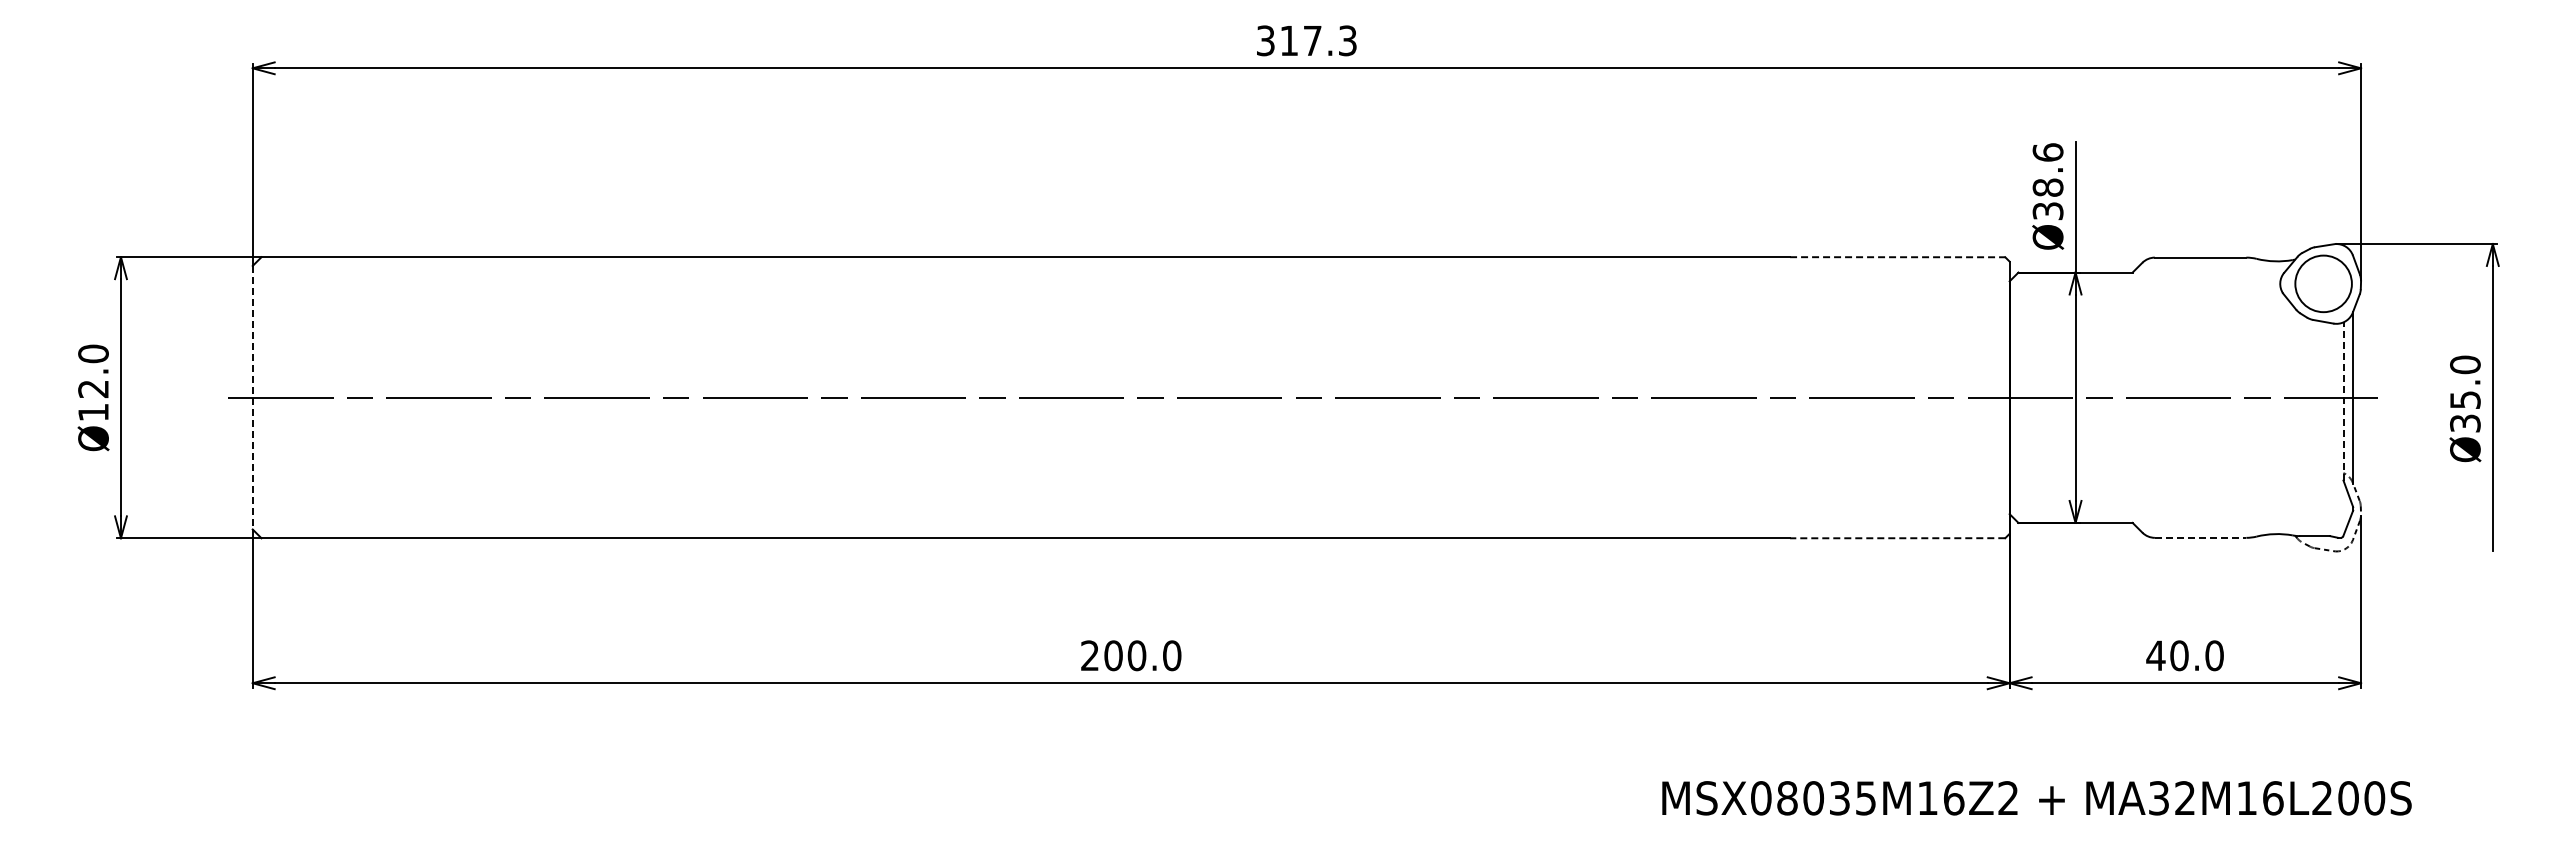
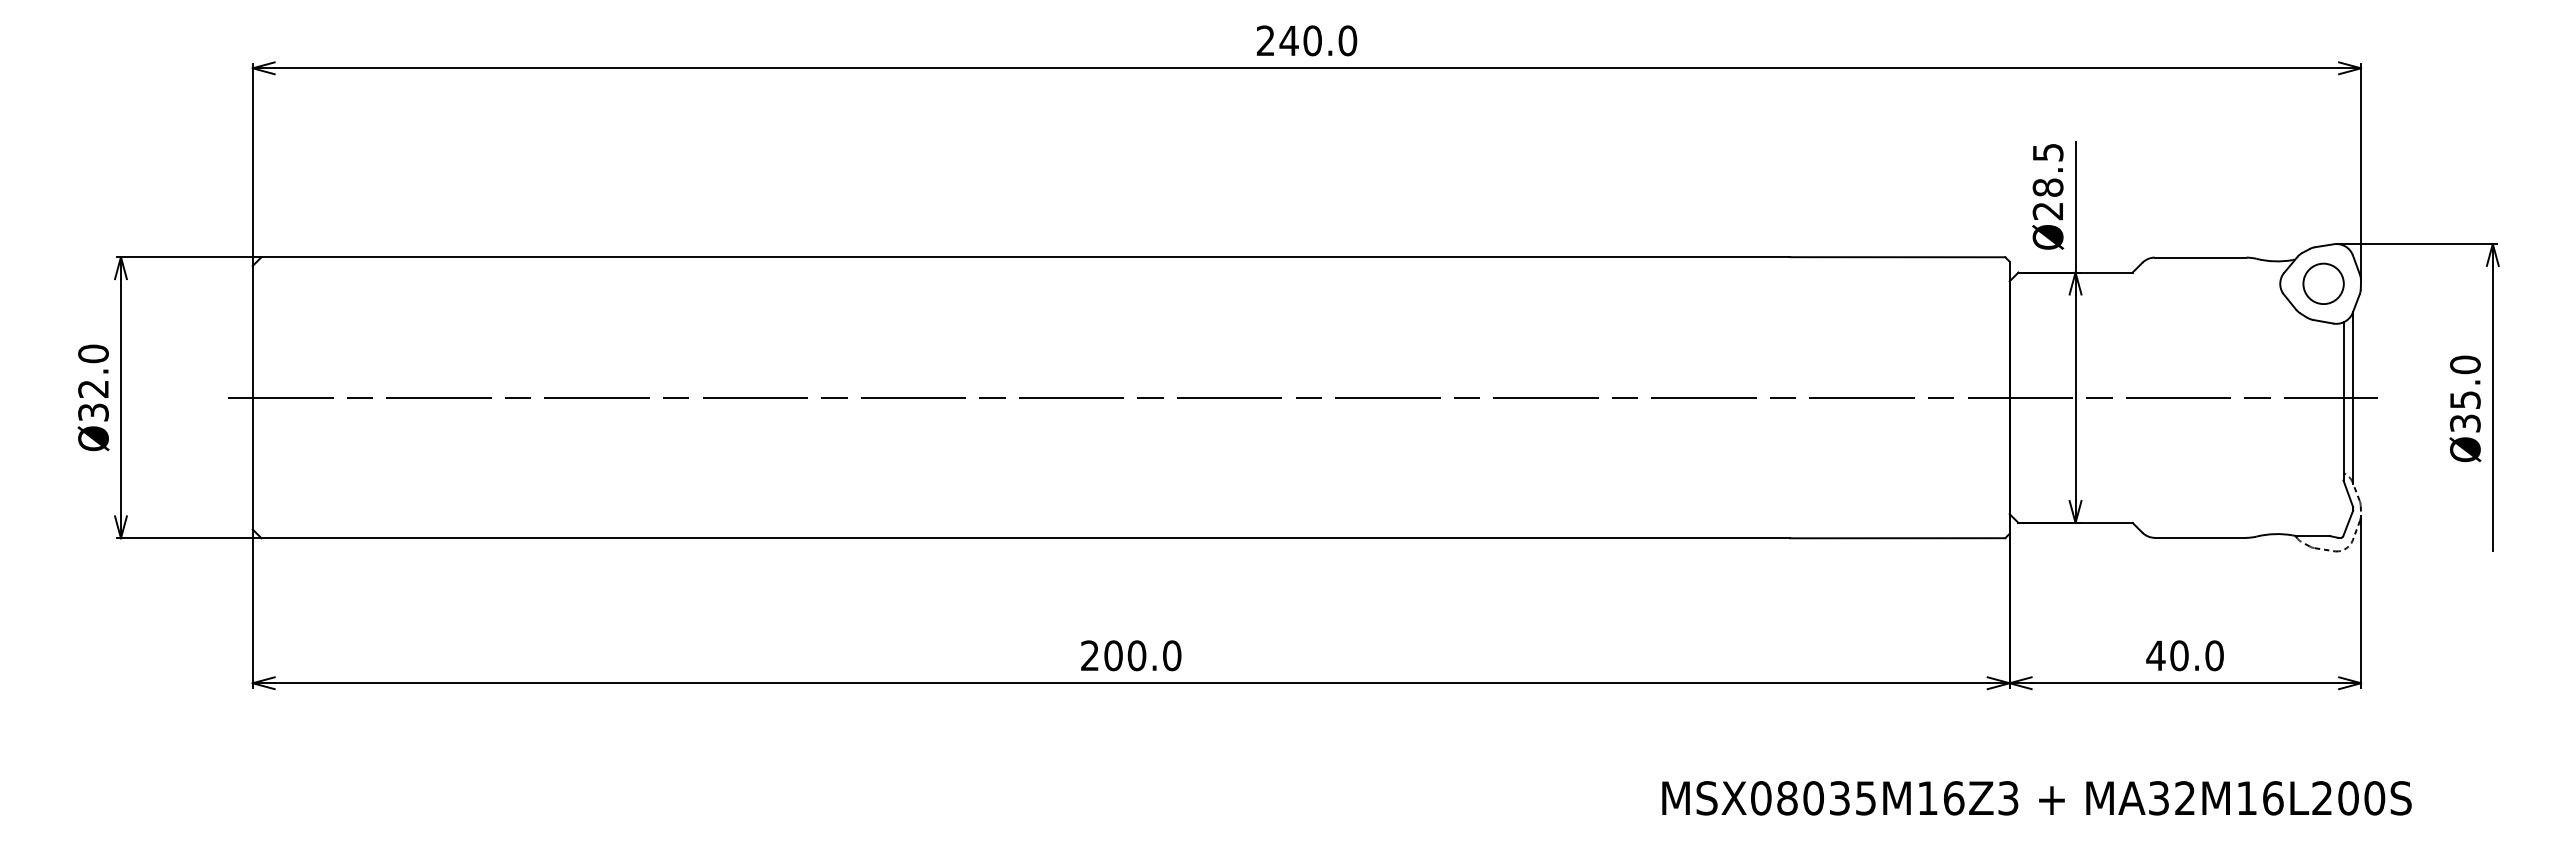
text: 317.3 -> 240.0 (1306, 40)
text: Ø38.6 -> Ø28.5 (2047, 181)
line: dashed -> solid (1897, 257)
circle diameter: 57 px -> 40 px (2323, 283)
line: dashed -> solid (252, 397)
line: dashed -> solid (2343, 400)
text: Ø12.0 -> Ø32.0 (93, 412)
line: dashed -> solid (2200, 537)
line: dashed -> solid (1897, 538)
text: MSX08035M16Z2 -> MSX08035M16Z3 (2008, 798)
